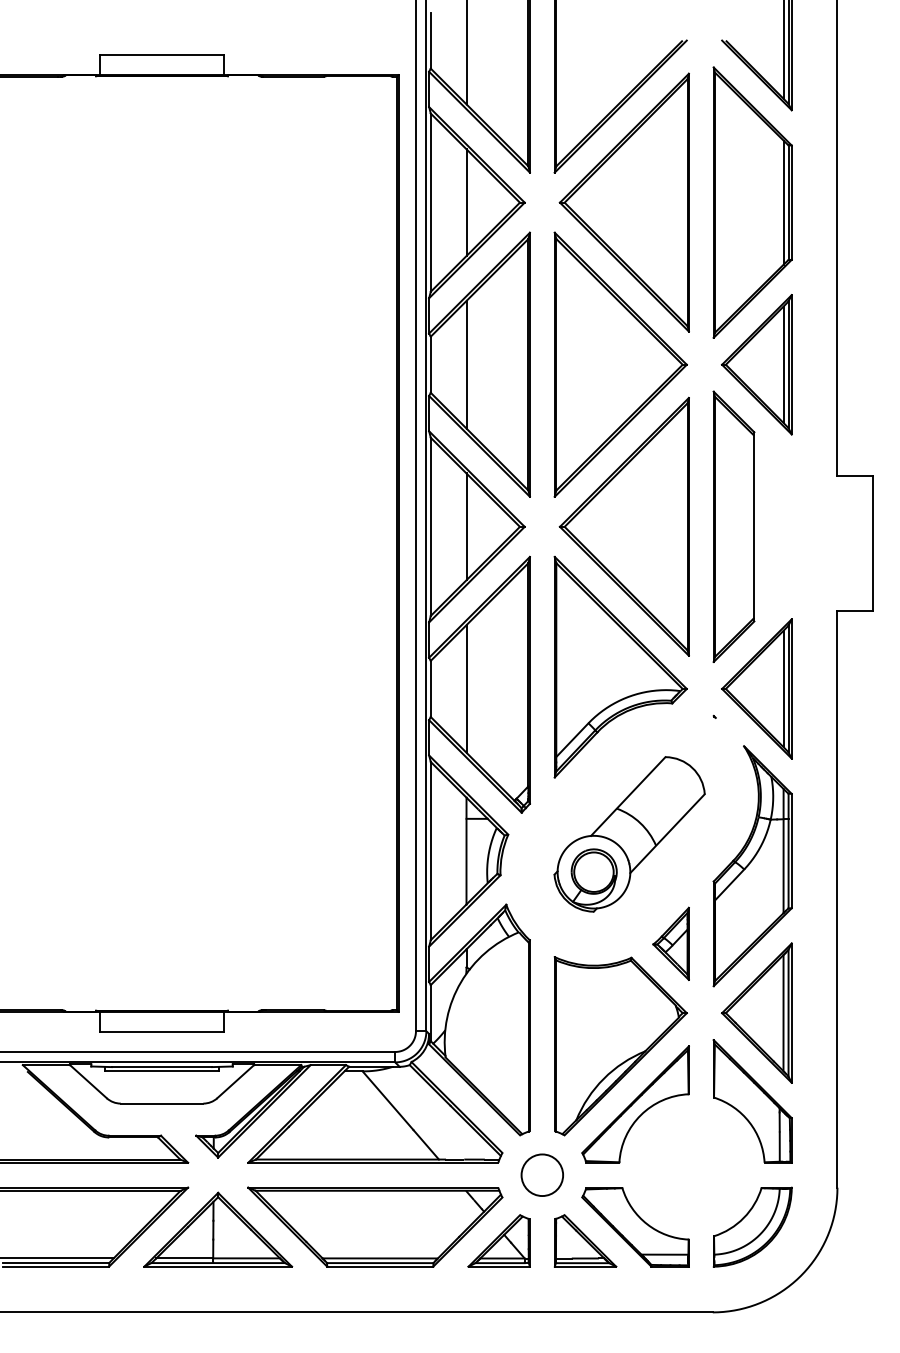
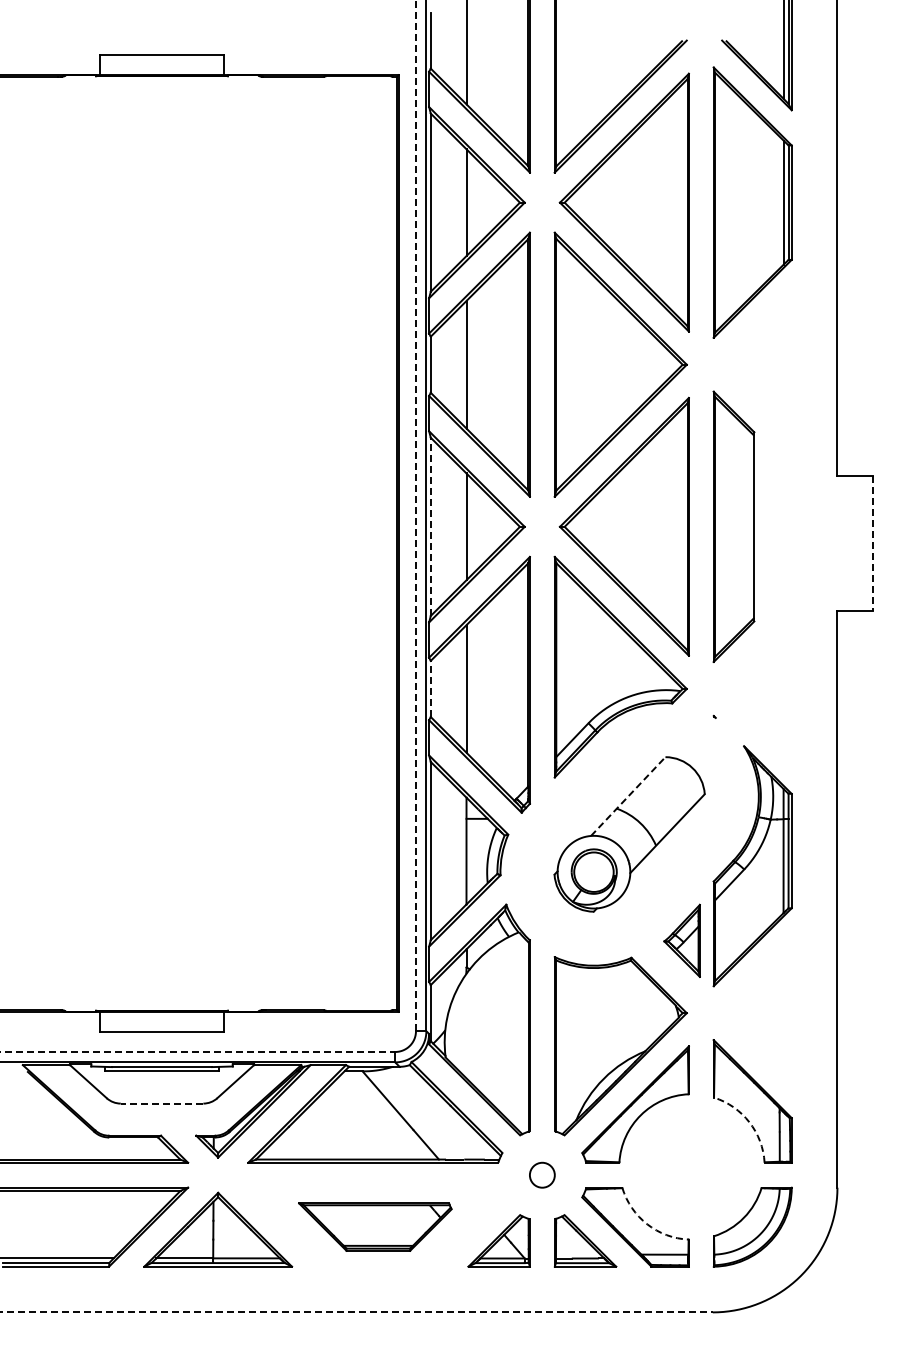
part: present -> none (756, 364)
line: solid -> dashed (415, 515)
line: solid -> dashed (430, 526)
line: solid -> dashed (872, 543)
line: solid -> dashed (430, 688)
part: present -> none (756, 688)
line: solid -> dashed (628, 796)
part position: (670, 943) -> (681, 940) (681, 940)
part: present -> none (756, 1012)
line: solid -> dashed (198, 1051)
line: solid -> dashed (161, 1103)
arc: solid -> dashed (749, 1122)
circle diameter: 42 px -> 25 px (541, 1174)
arc: solid -> dashed (647, 1224)
part size: 257x82 px -> 155x50 px (375, 1226)
line: solid -> dashed (356, 1312)
